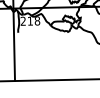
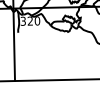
text: 218 -> 320 (30, 20)
